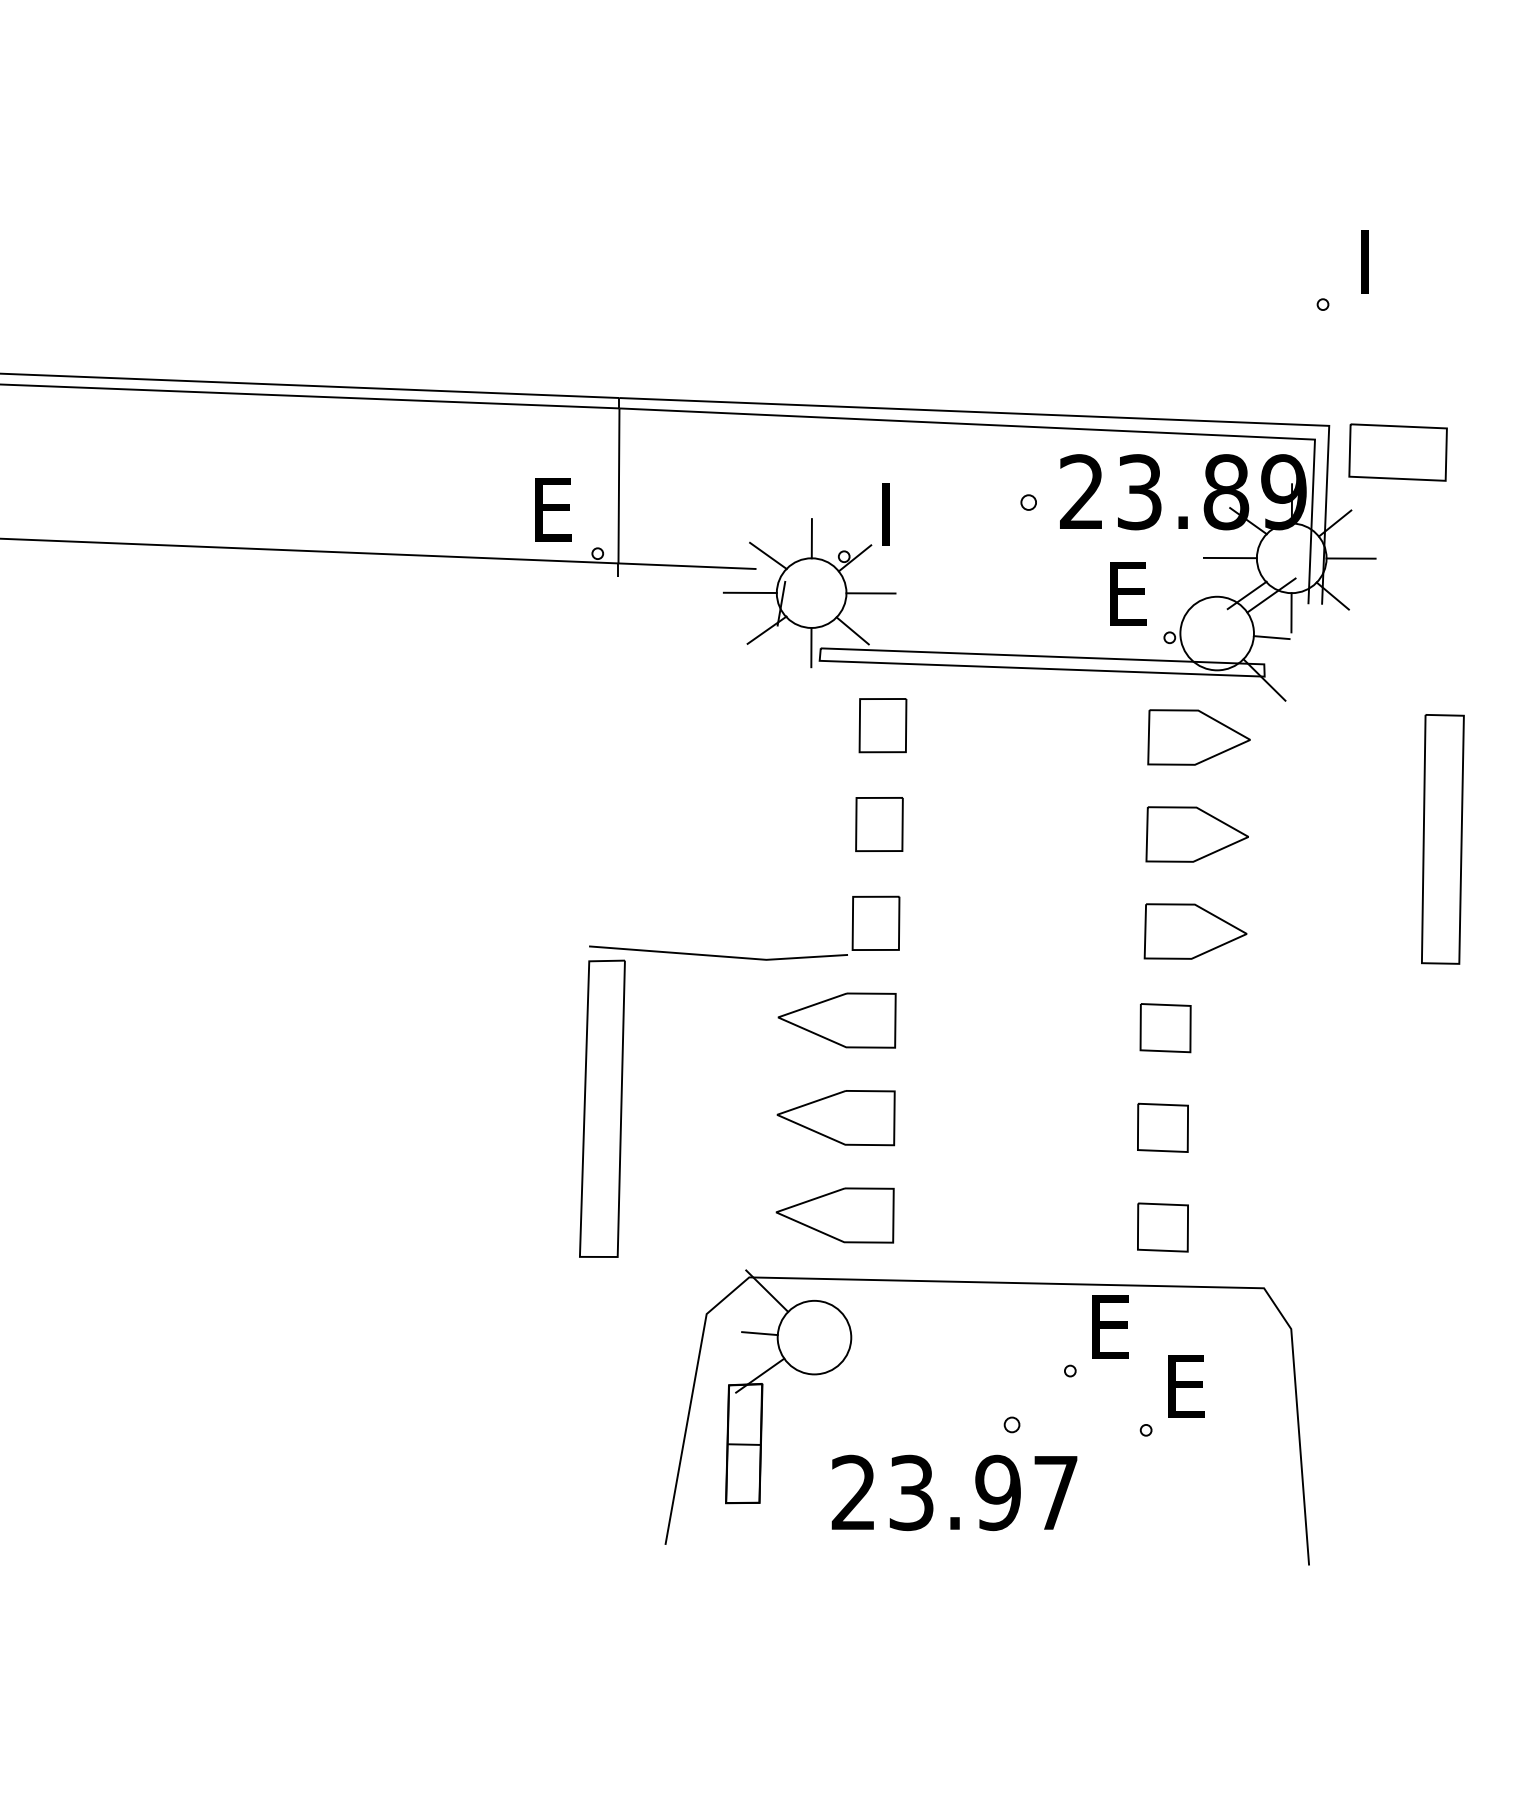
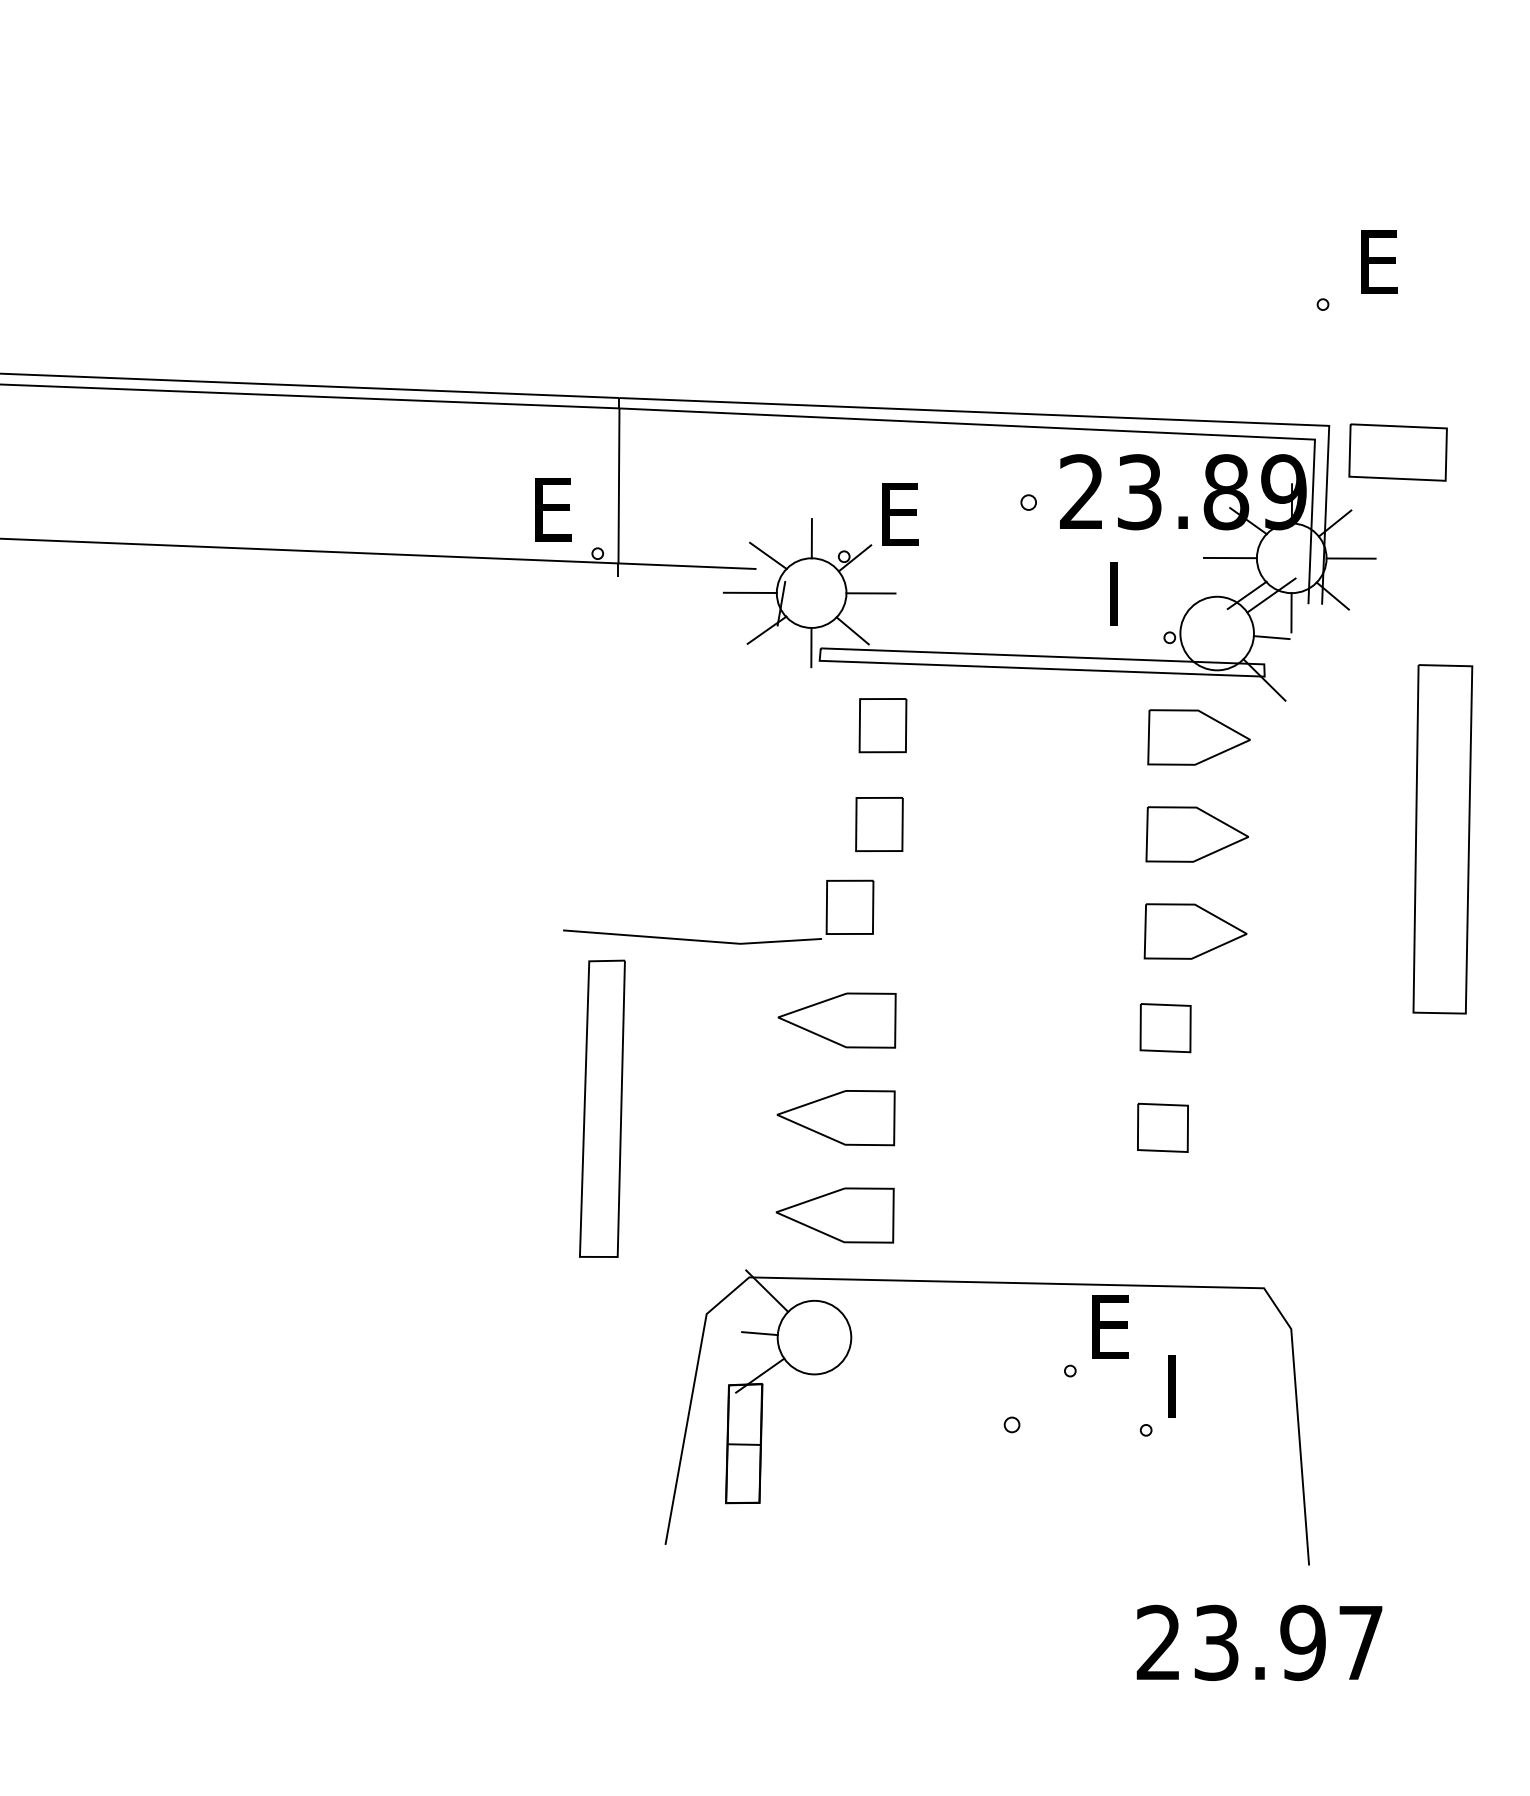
text: I -> E (1383, 261)
text: I -> E (904, 514)
text: E -> I (1132, 593)
part size: 44x251 px -> 62x351 px (1442, 839)
part position: (739, 956) -> (713, 940) (713, 940)
part: present -> none (1162, 1227)
text: E -> I (1190, 1386)
text position: (954, 1492) -> (1259, 1642) (1259, 1642)
